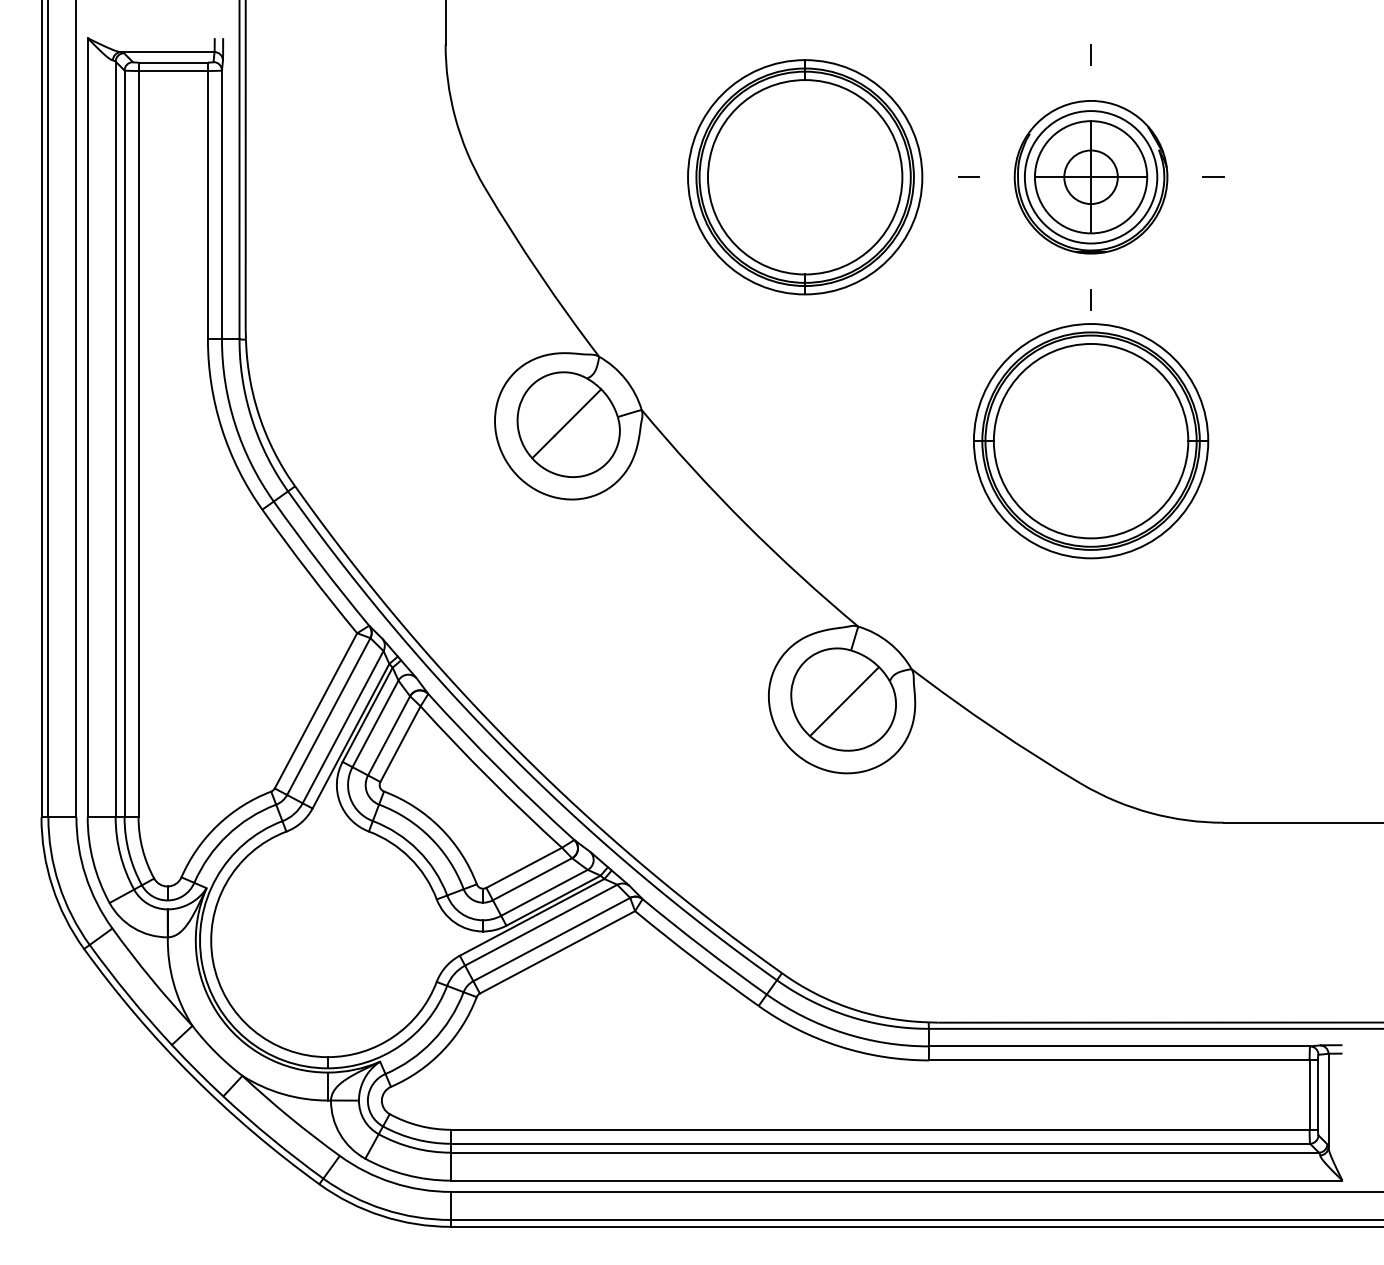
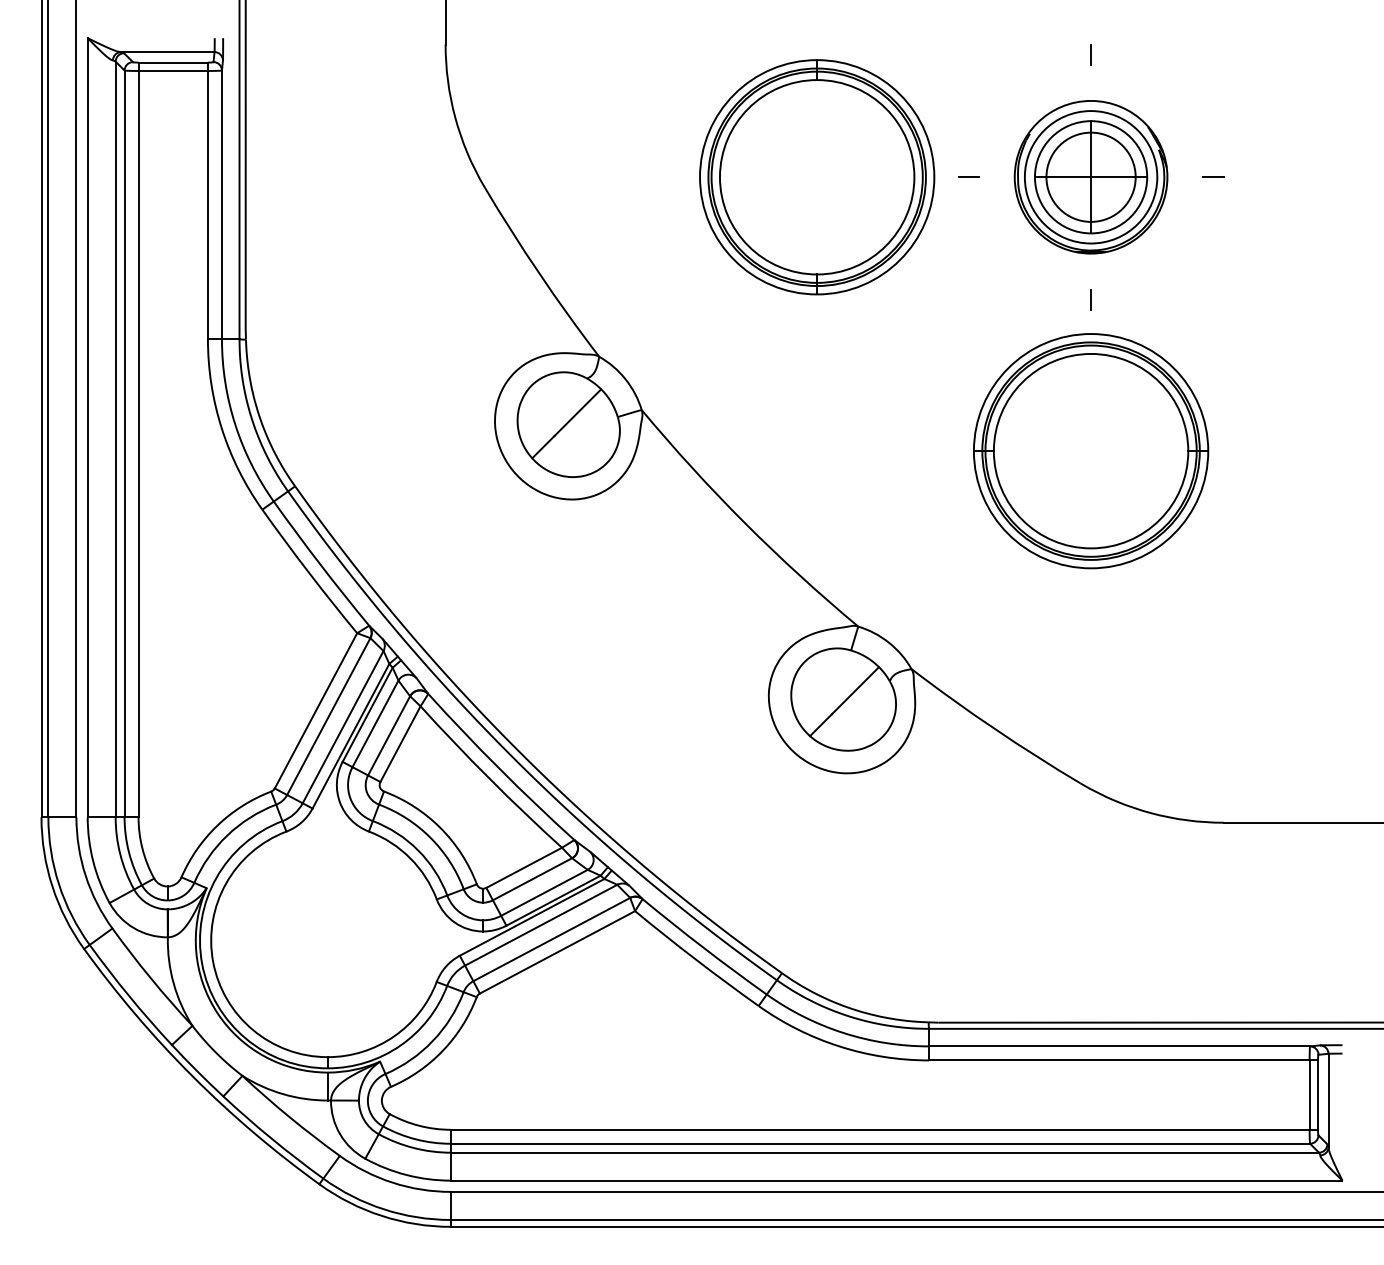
part position: (805, 177) -> (817, 177) (817, 177)
circle diameter: 54 px -> 89 px (1090, 176)
part position: (1091, 441) -> (1091, 451) (1091, 451)
